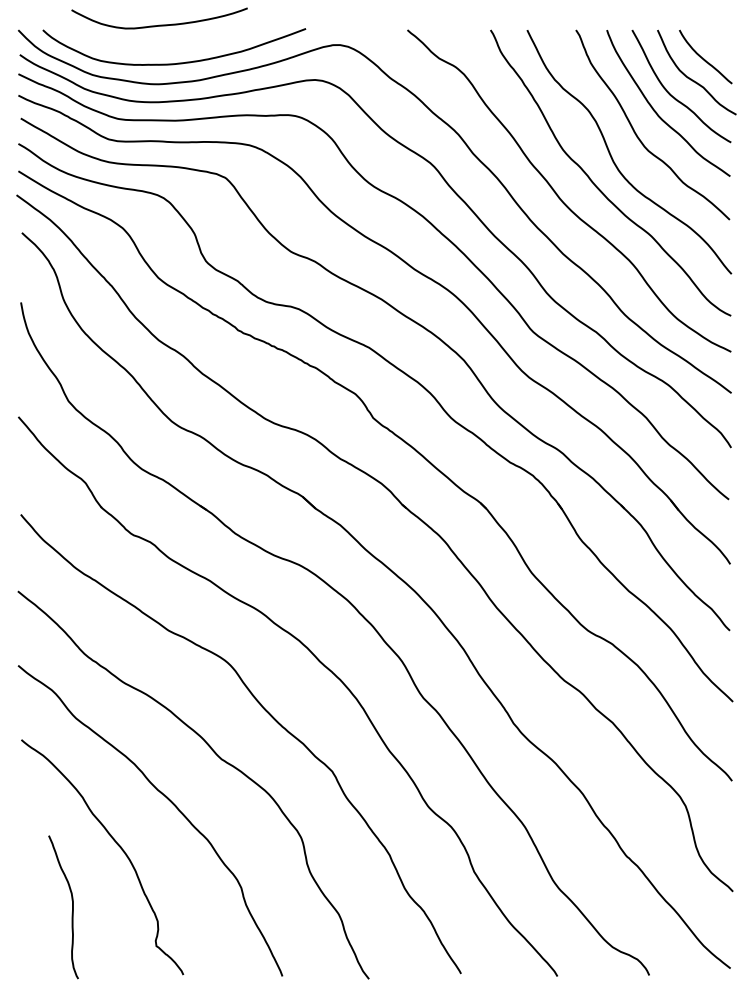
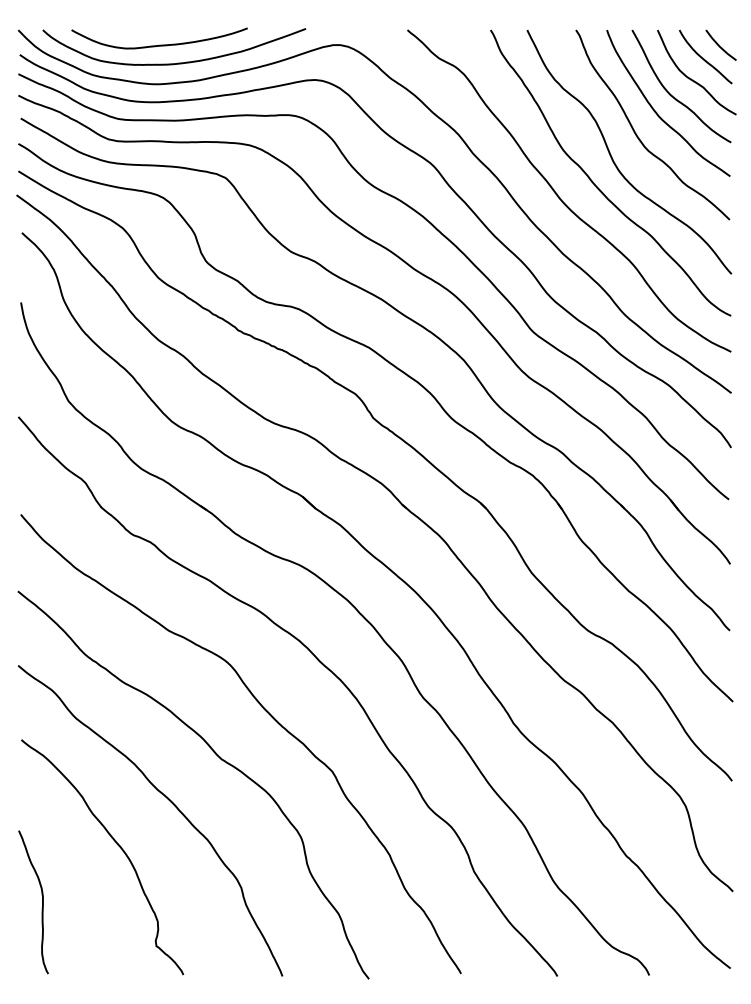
curve position: (159, 24) -> (159, 44) (159, 44)
line: none -> present (719, 44)
curve position: (72, 907) -> (42, 902) (42, 902)
